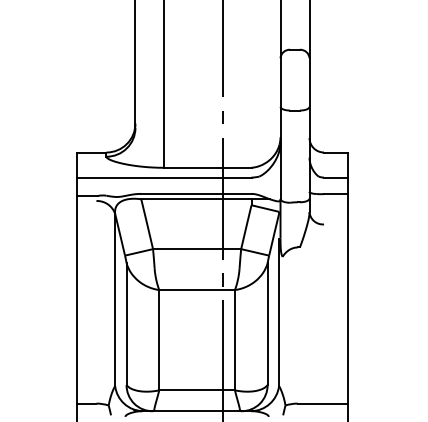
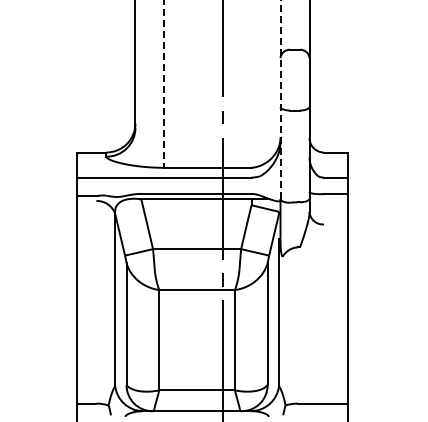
line: solid -> dashed (164, 83)
line: solid -> dashed (280, 99)
